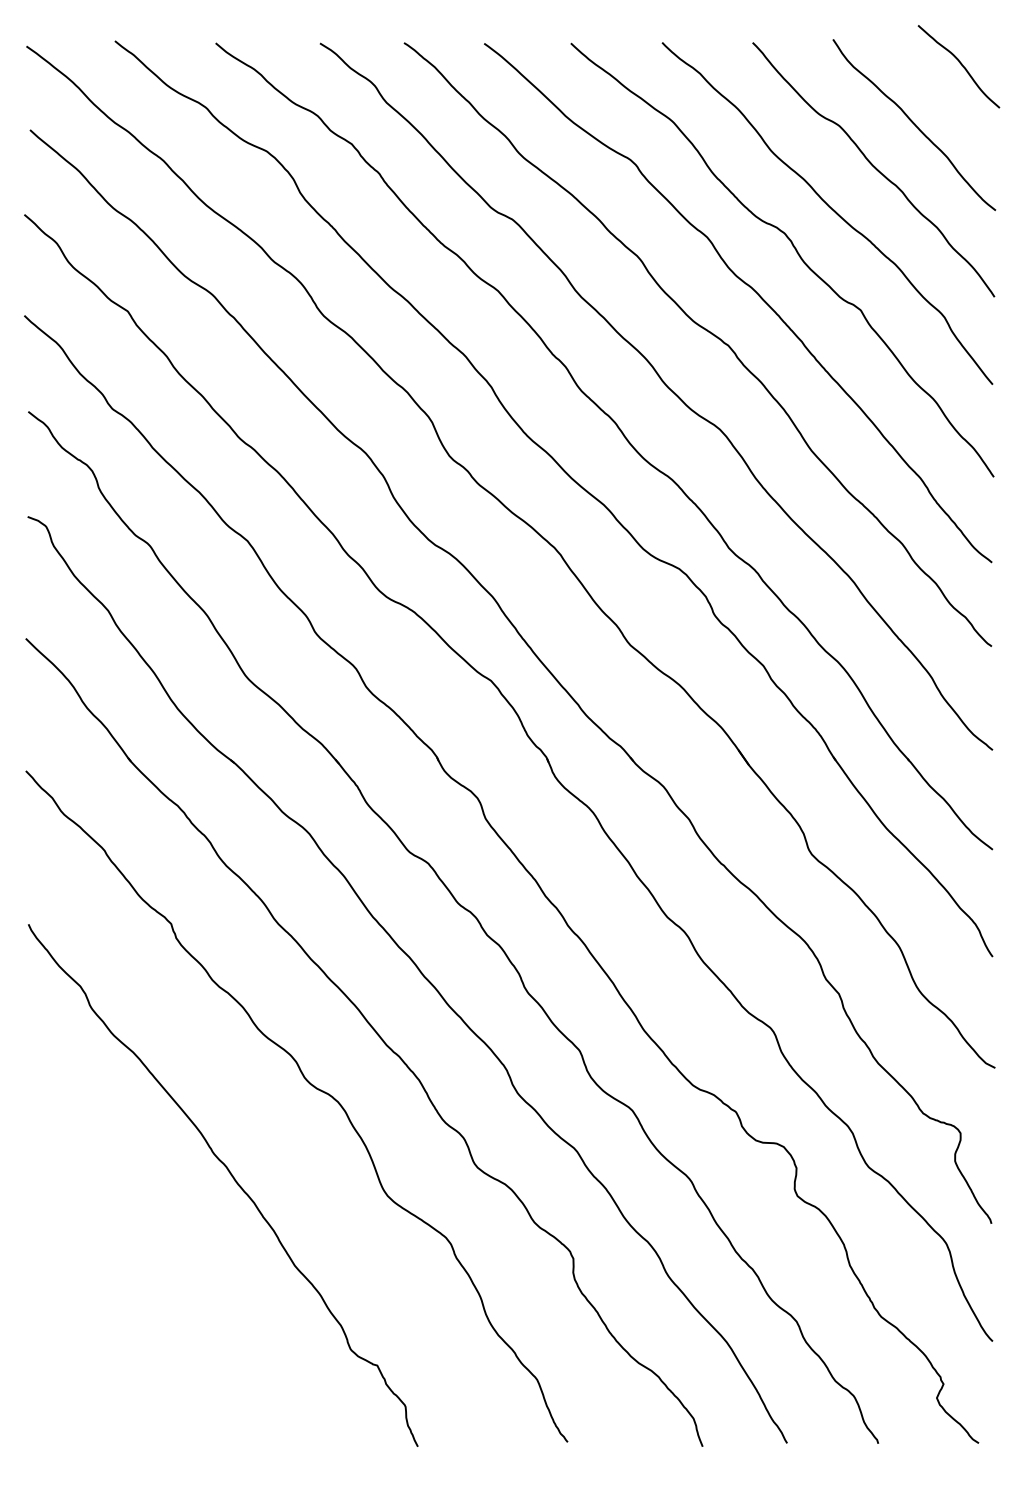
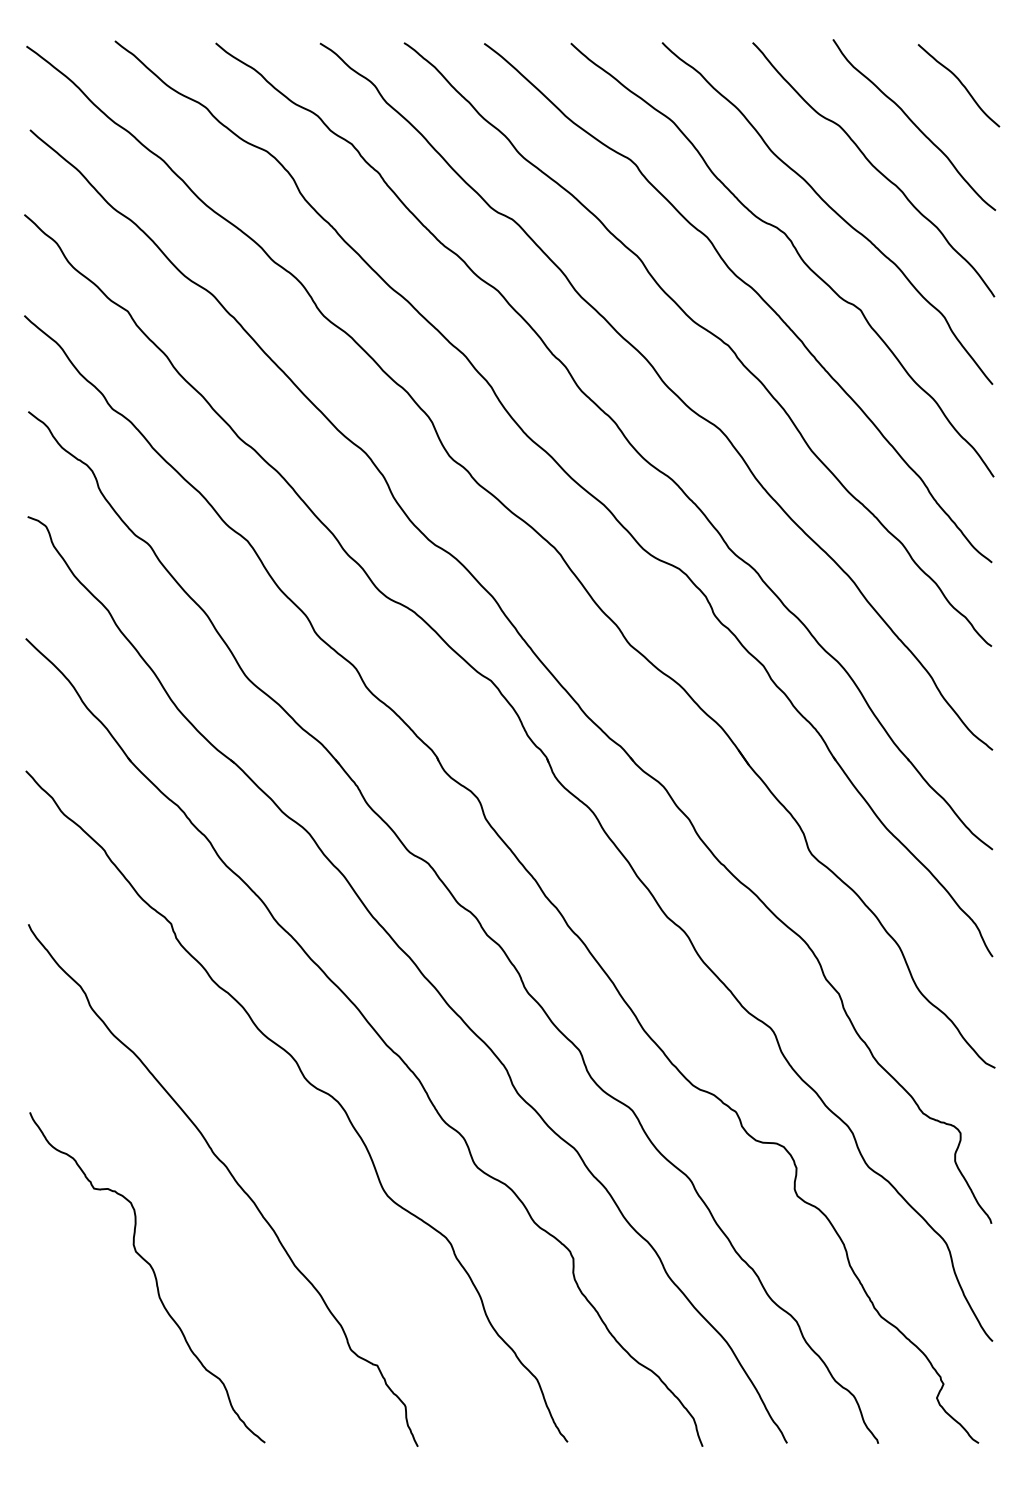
curve position: (960, 64) -> (960, 83) (960, 83)
curve: none -> present (153, 1274)
